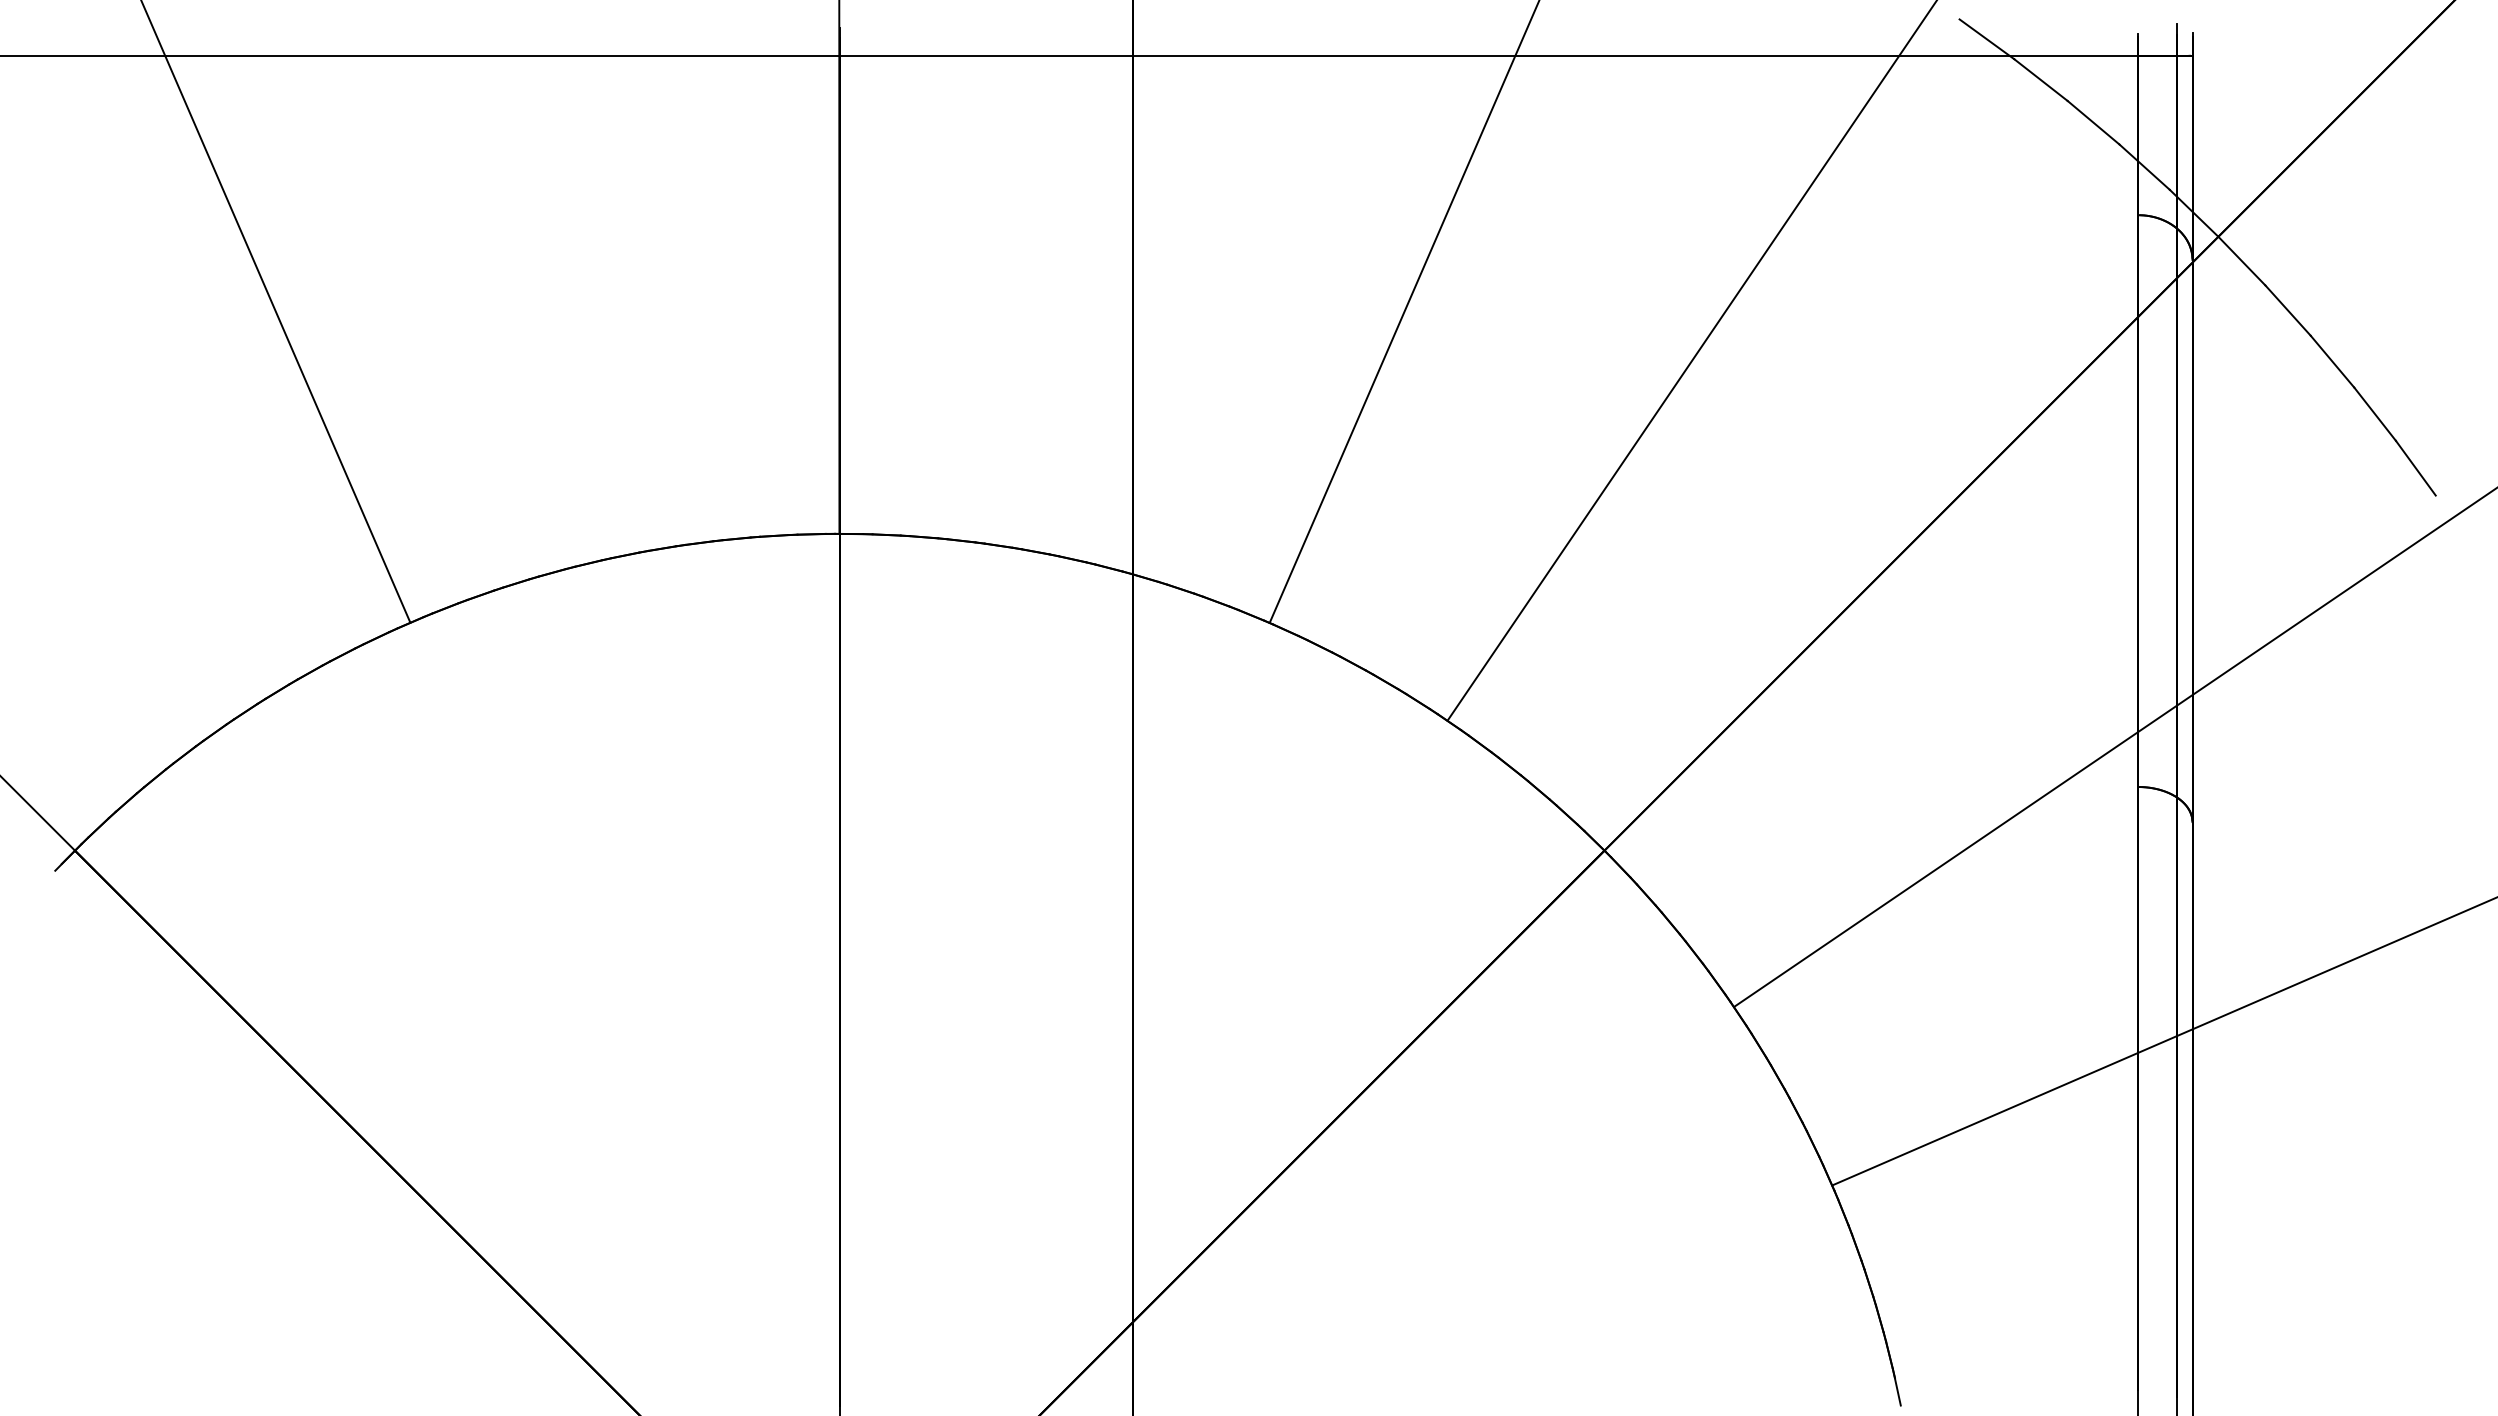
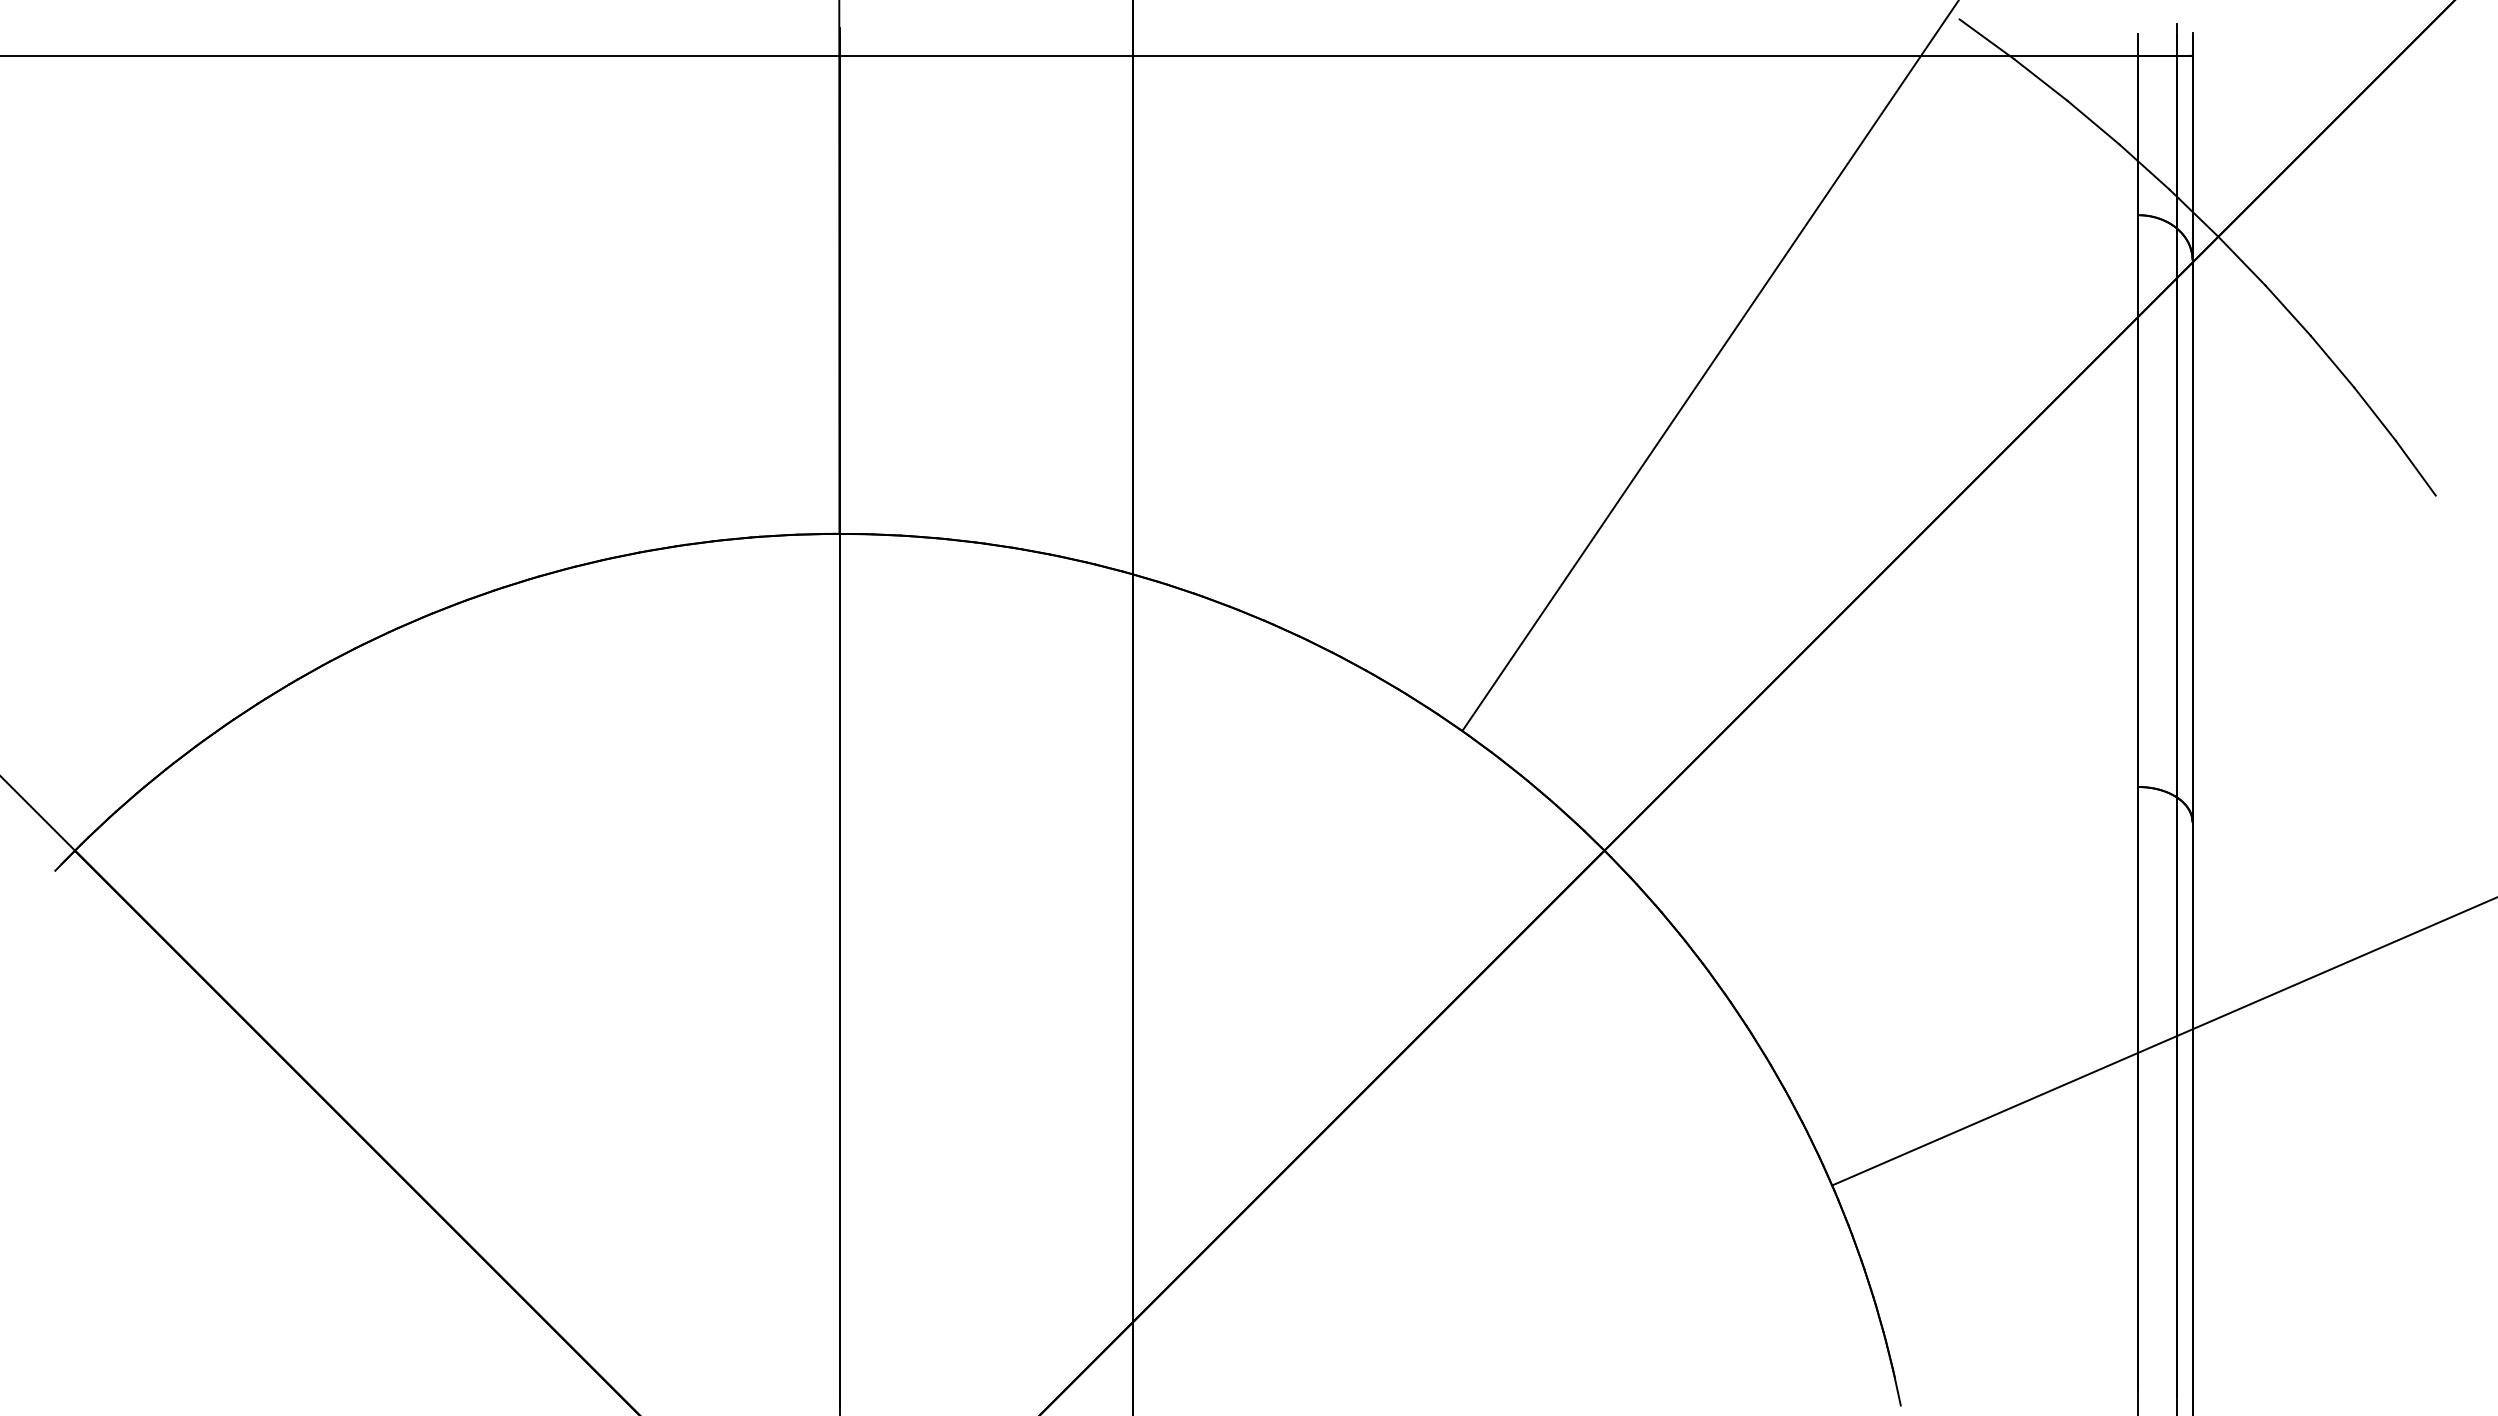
line: present -> none (275, 312)
line: present -> none (1403, 312)
line position: (1691, 361) -> (1709, 366) (1709, 366)
line: present -> none (2114, 748)
